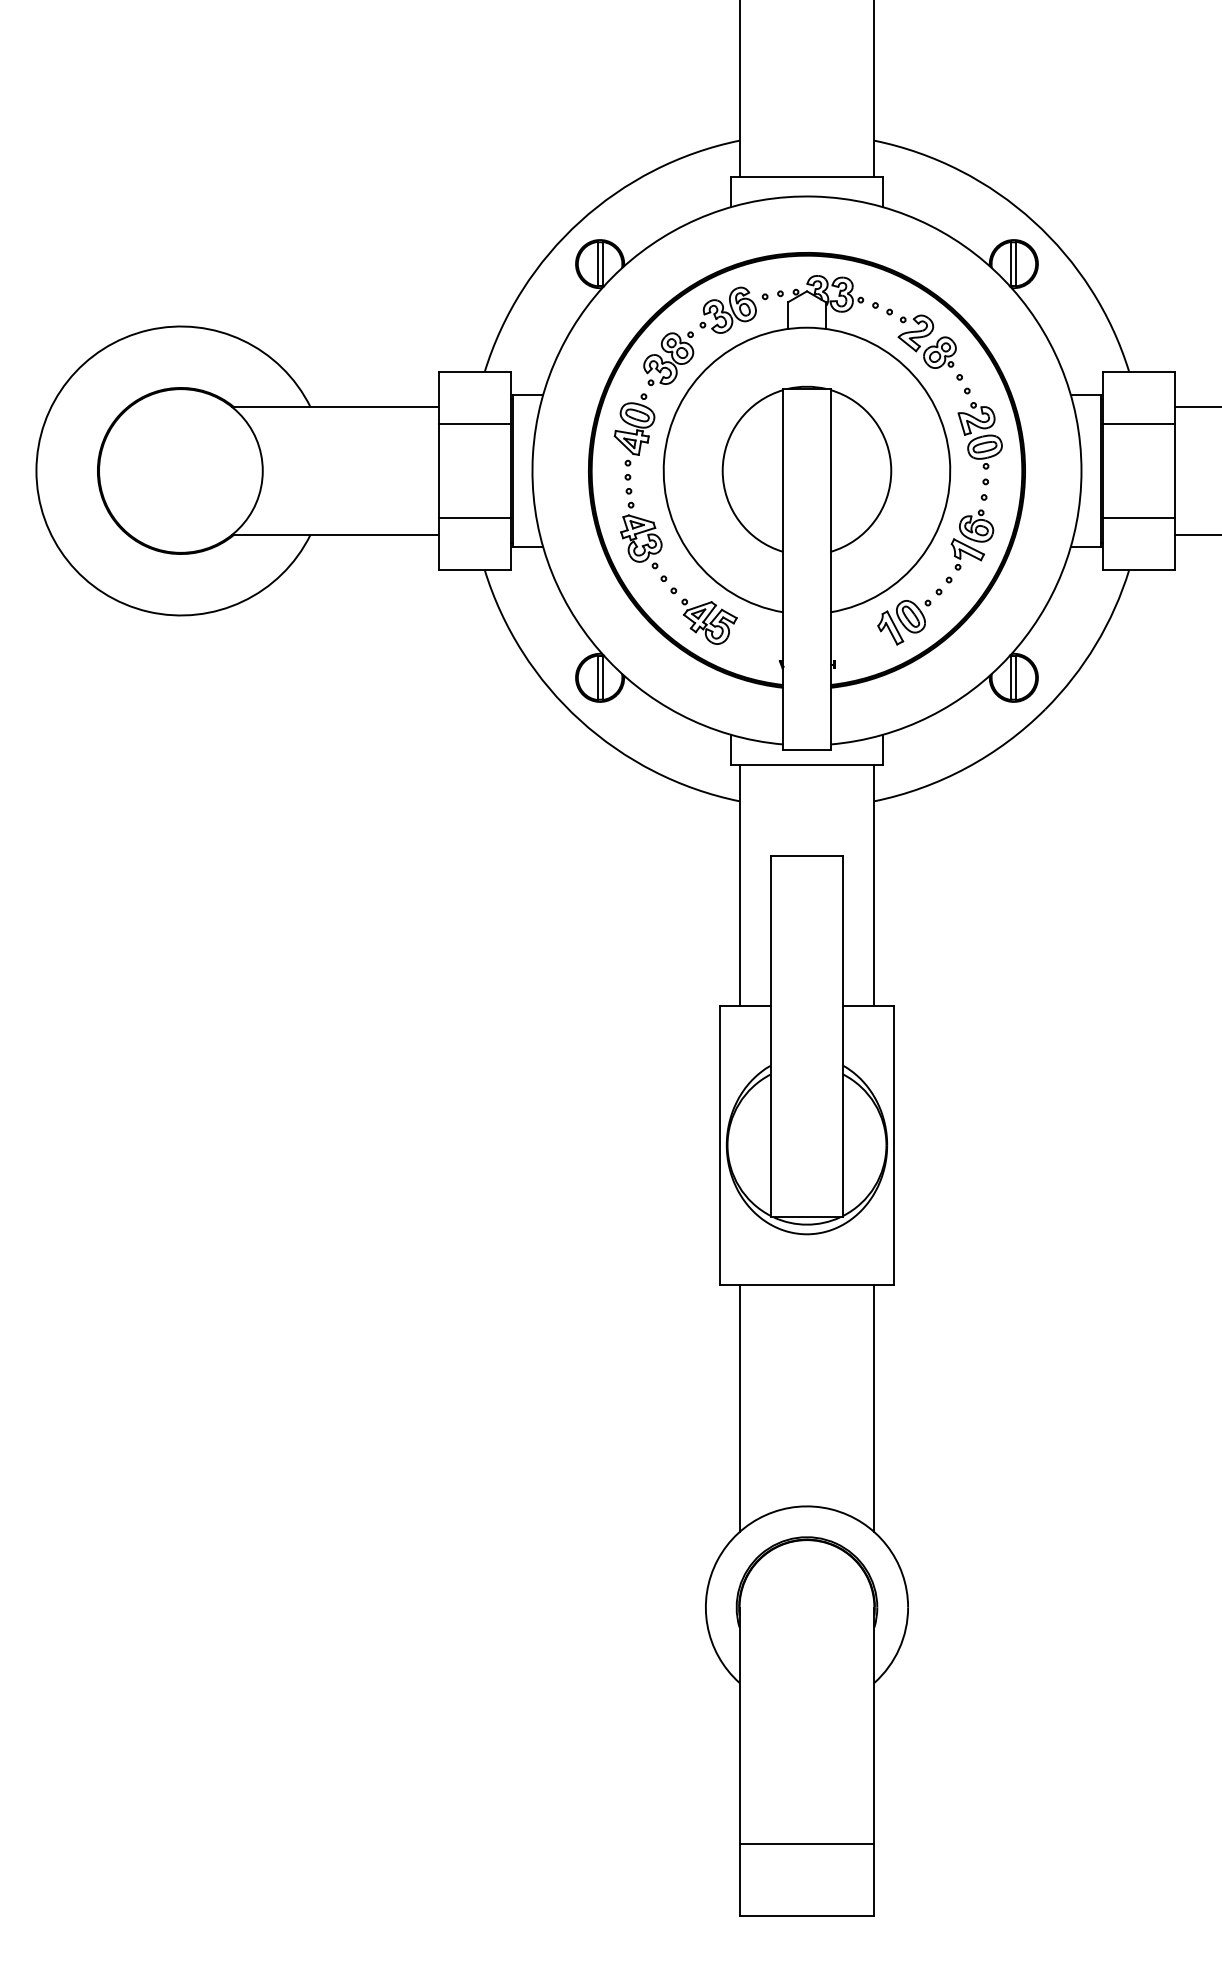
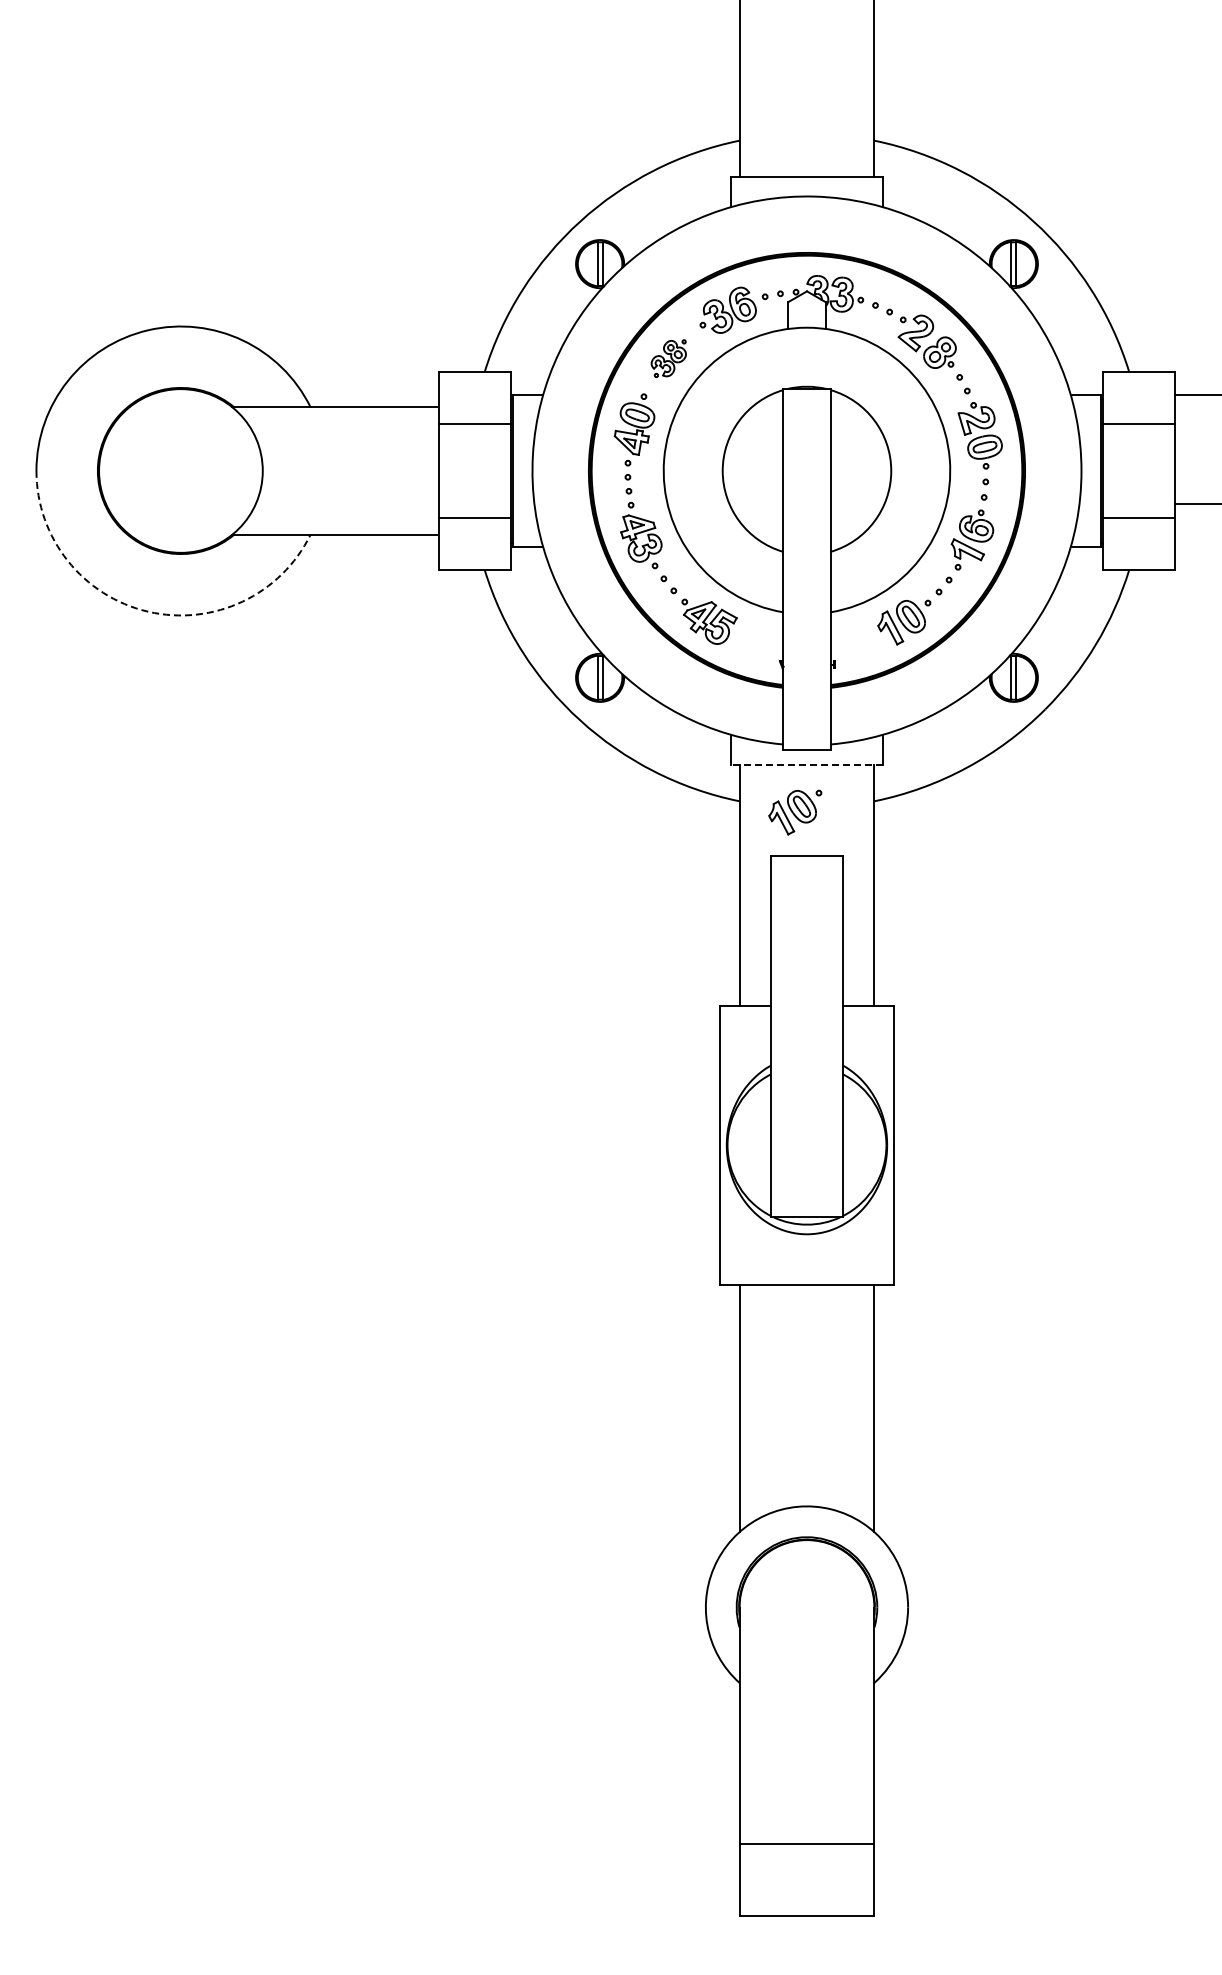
part size: 52x55 px -> 37x39 px (668, 358)
line position: (1196, 407) -> (1196, 395) (1196, 395)
line position: (1196, 534) -> (1196, 503) (1196, 503)
arc: solid -> dashed (148, 611)
line: solid -> dashed (806, 764)
part: none -> present (795, 812)
